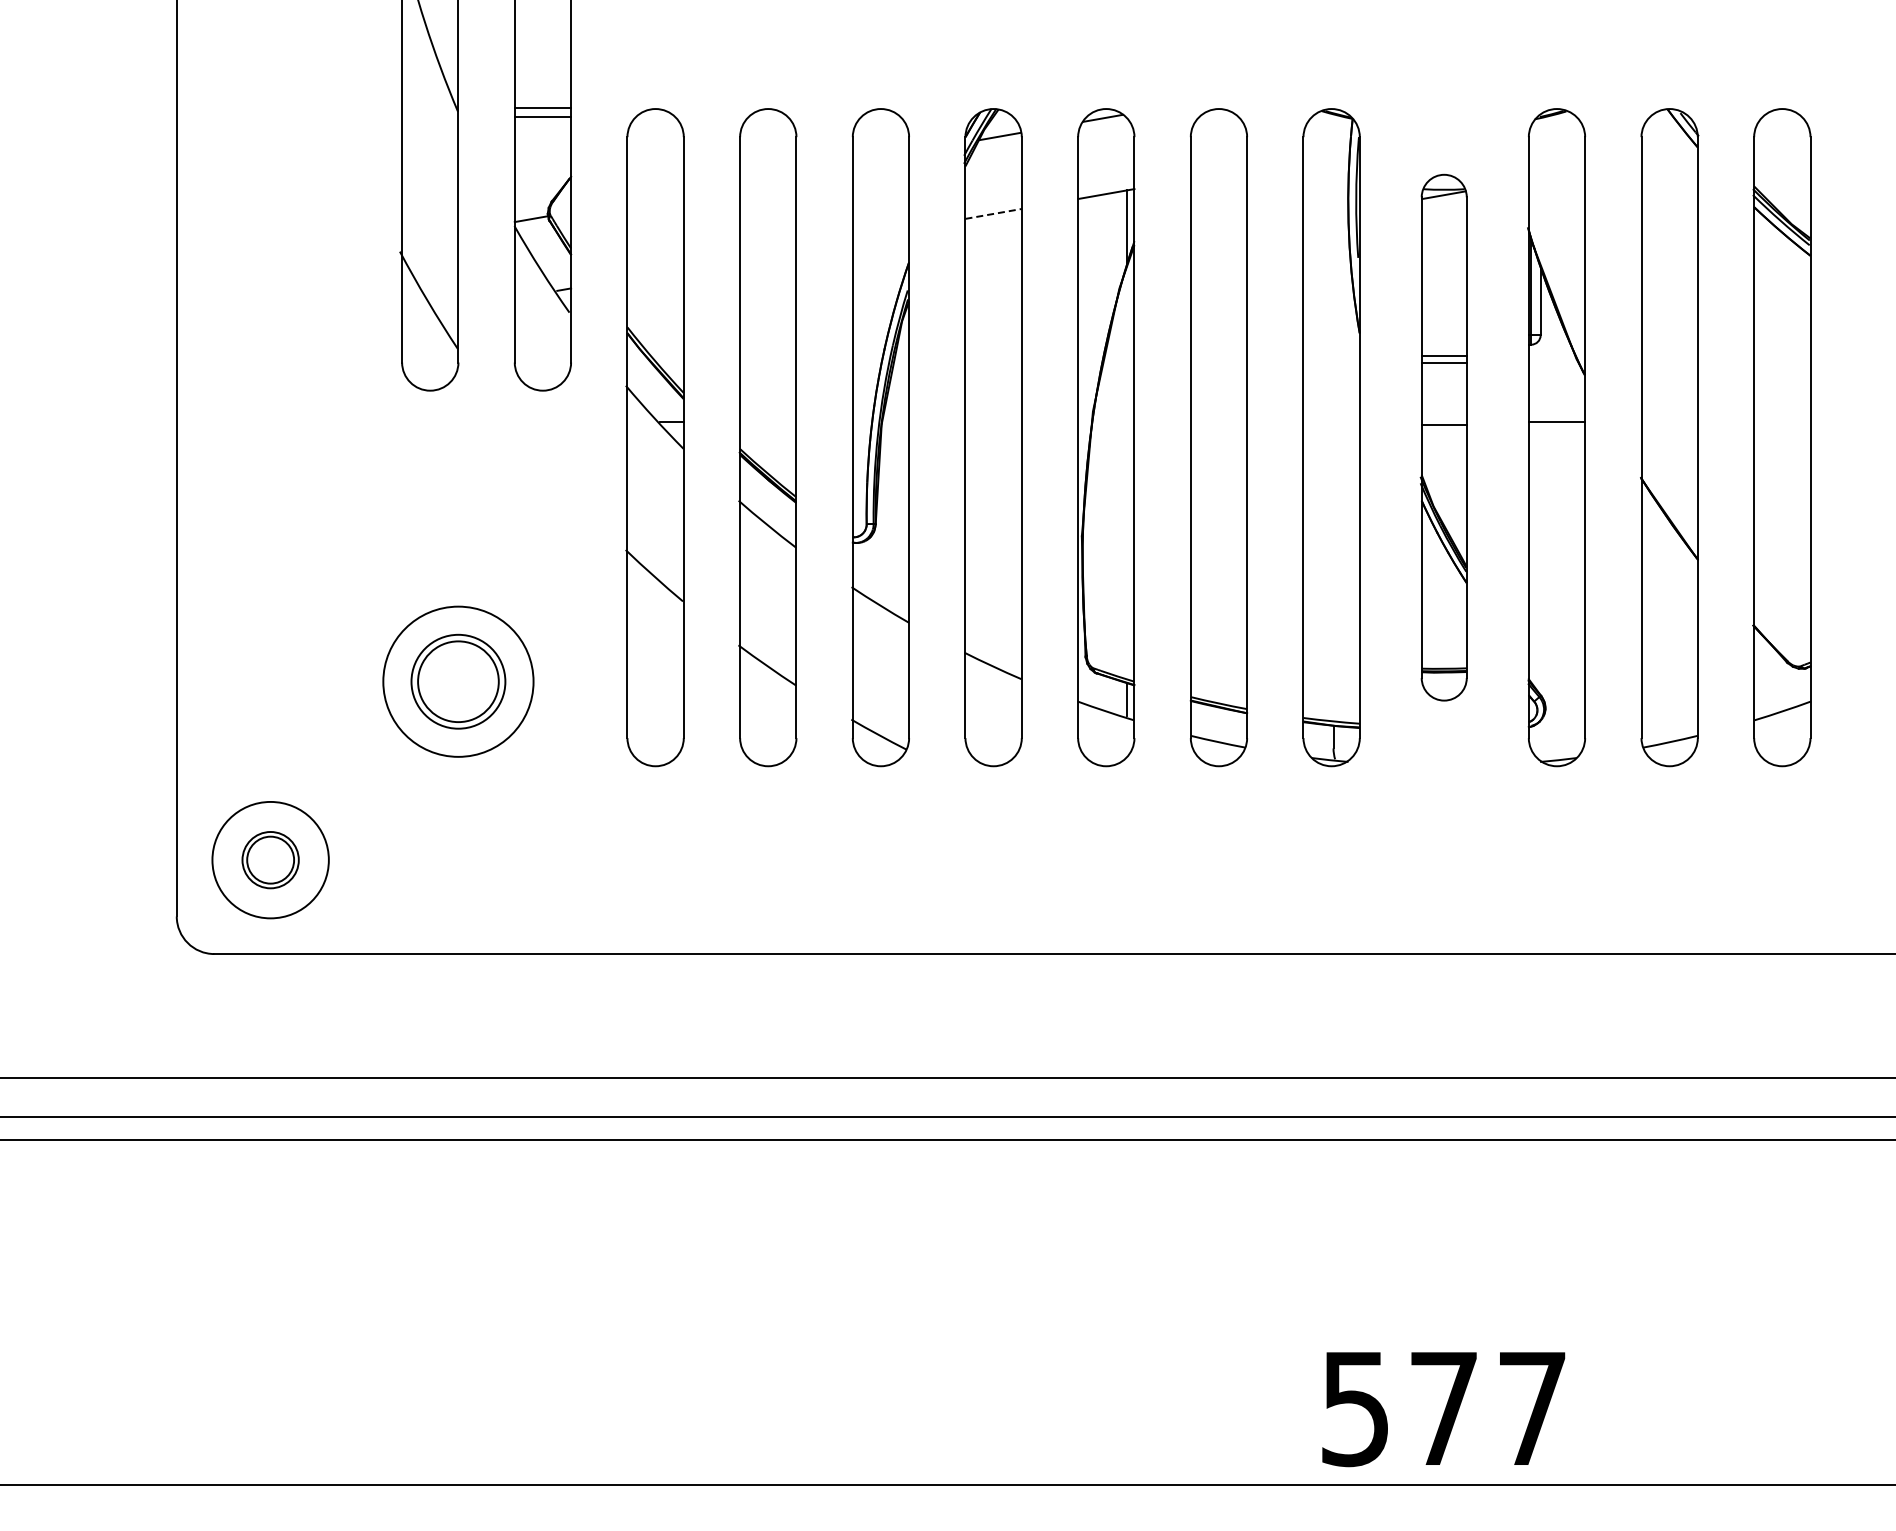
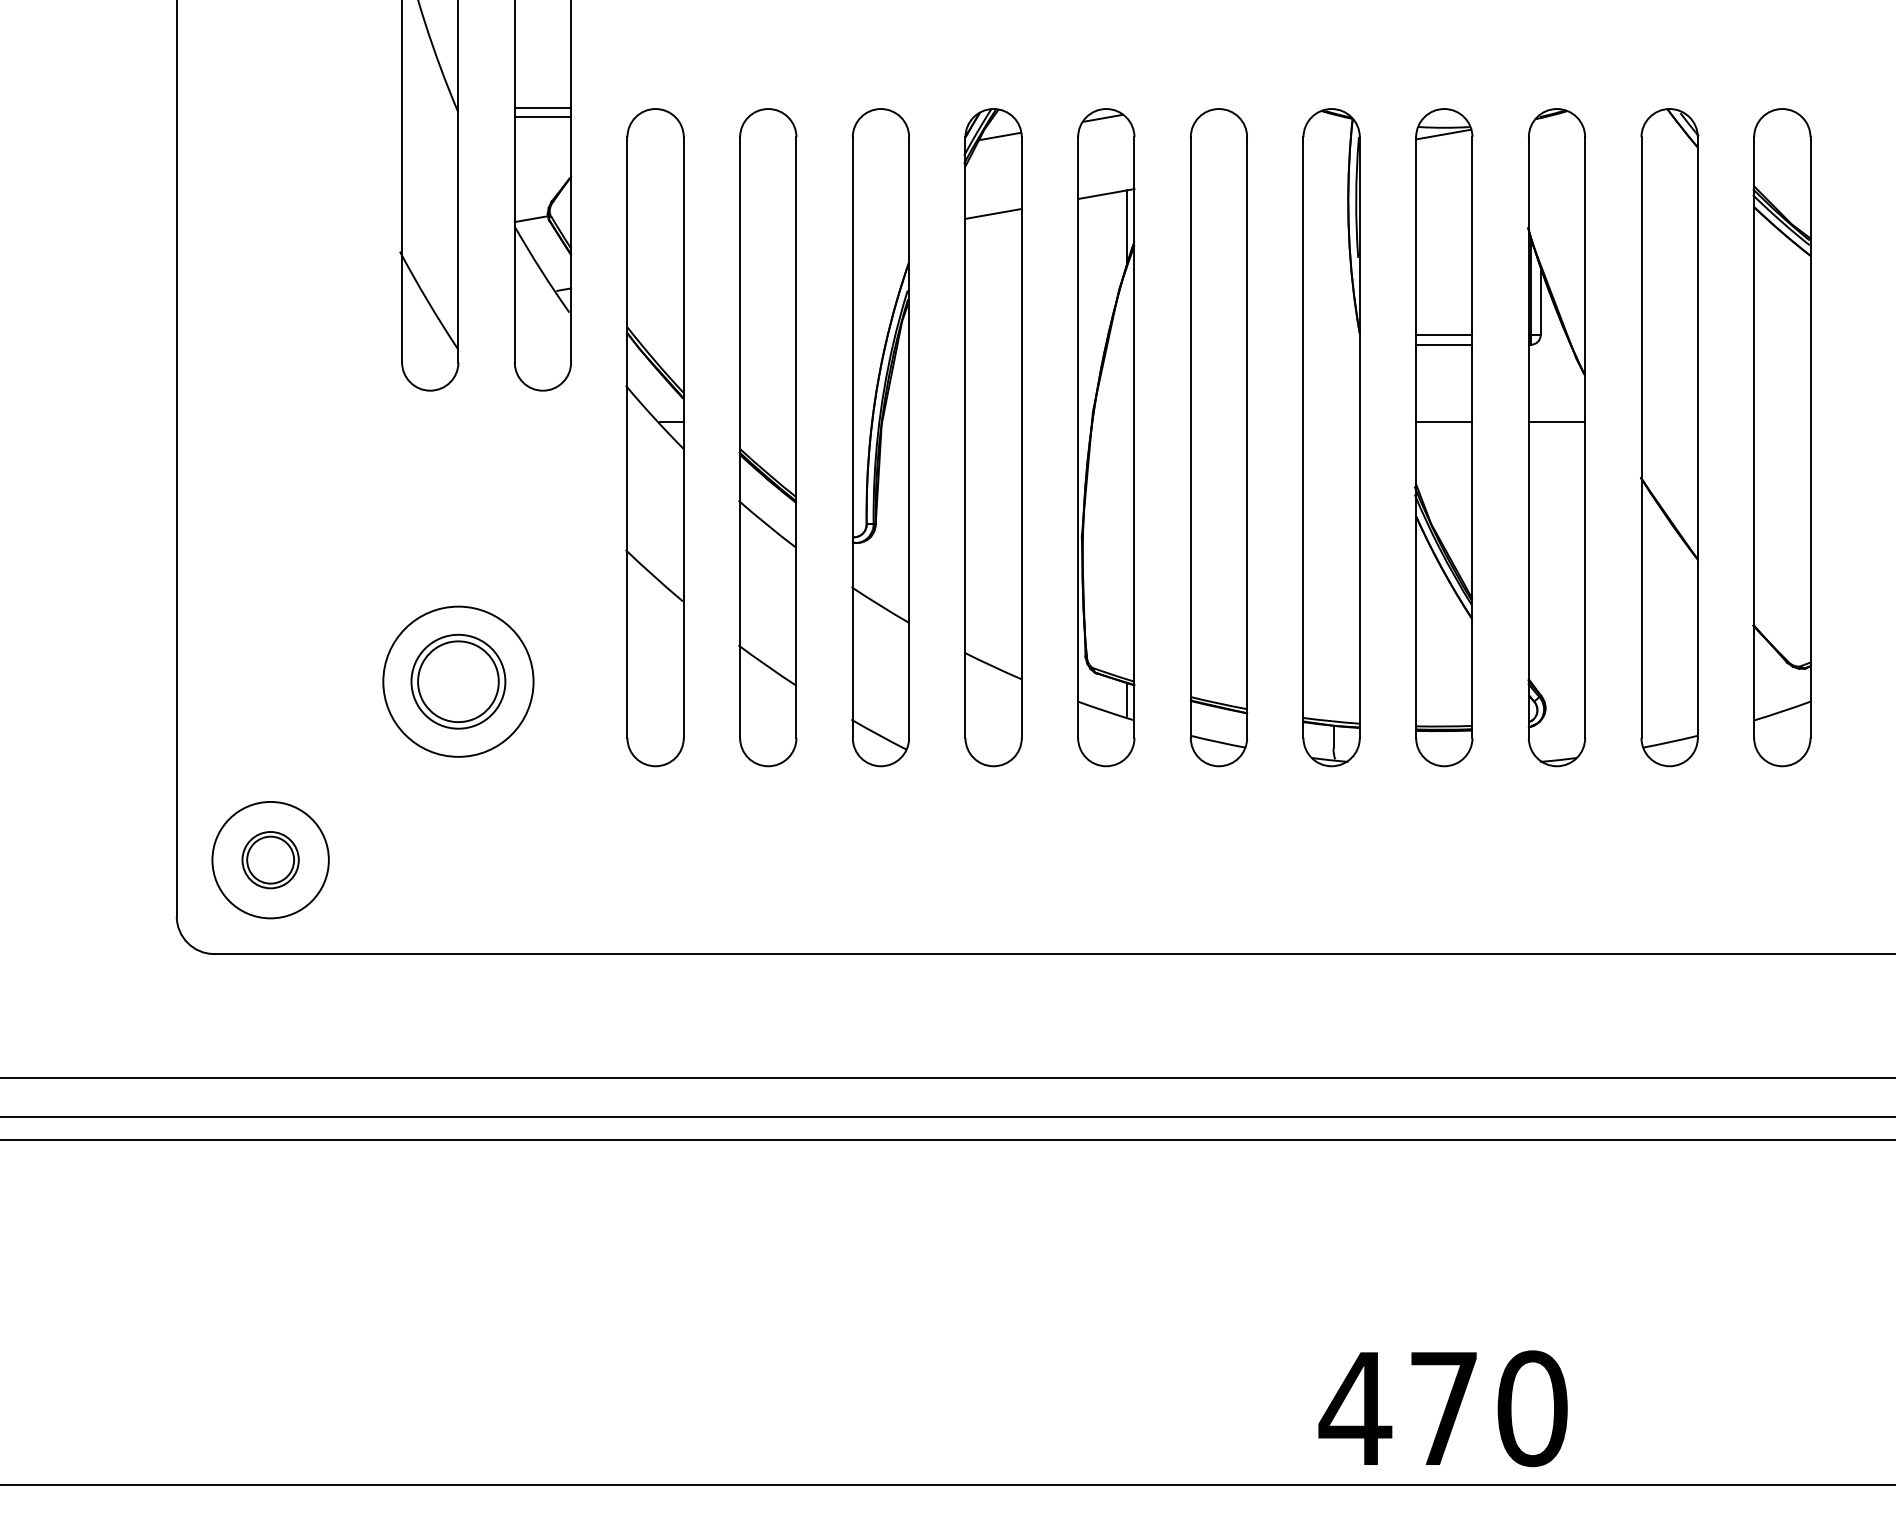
line: dashed -> solid (993, 213)
part size: 49x529 px -> 60x660 px (1443, 437)
text: 577 -> 470 (1442, 1408)
